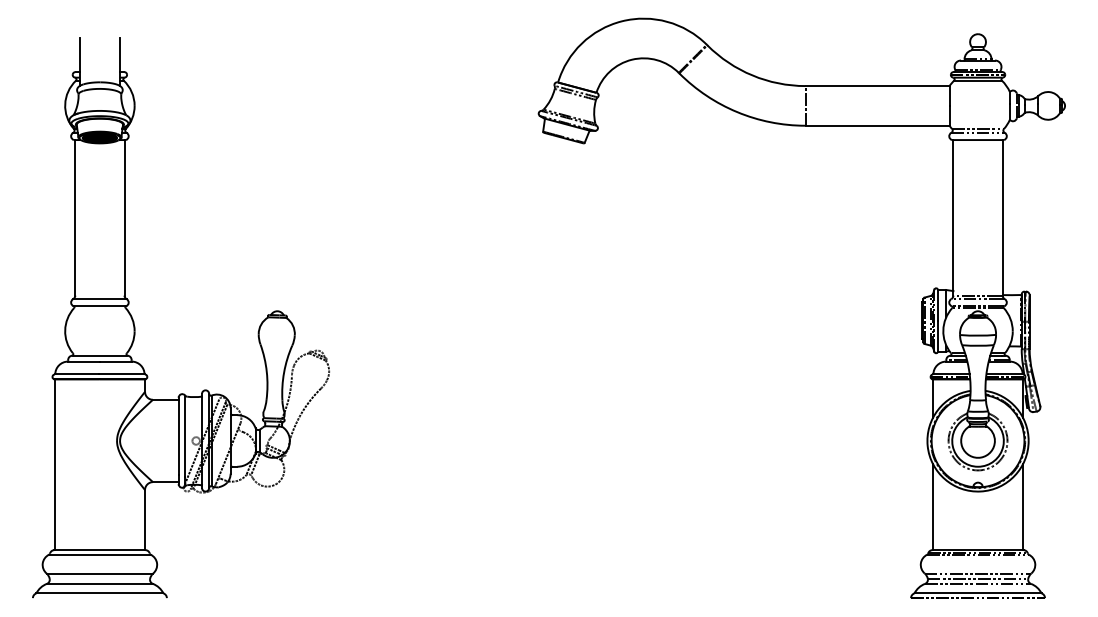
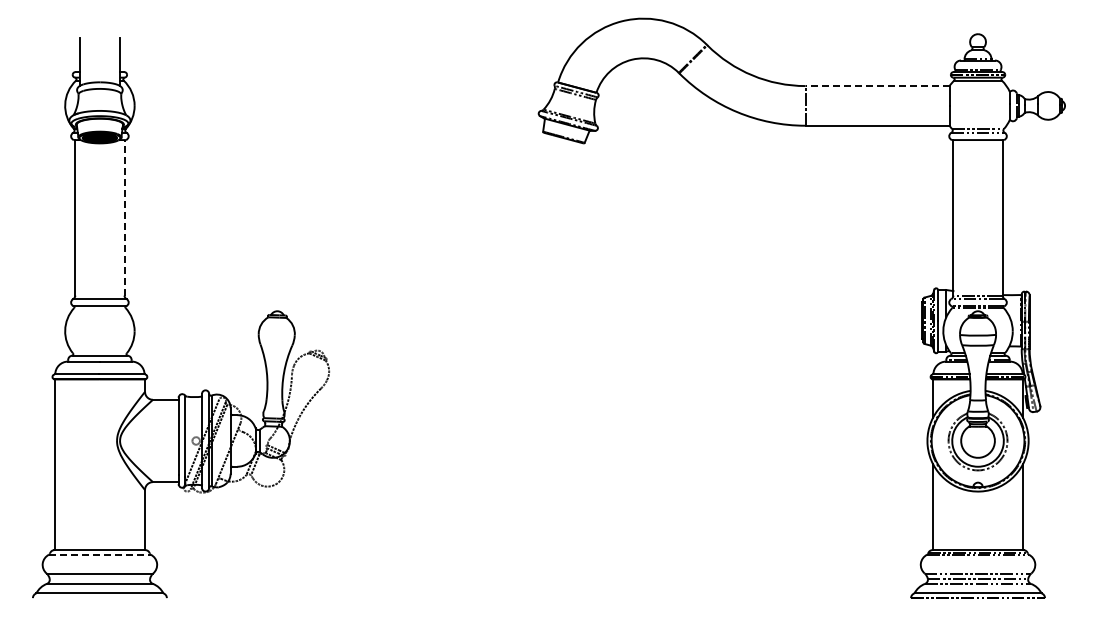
line: solid -> dashed (877, 86)
line: solid -> dashed (124, 217)
line: solid -> dashed (99, 554)
